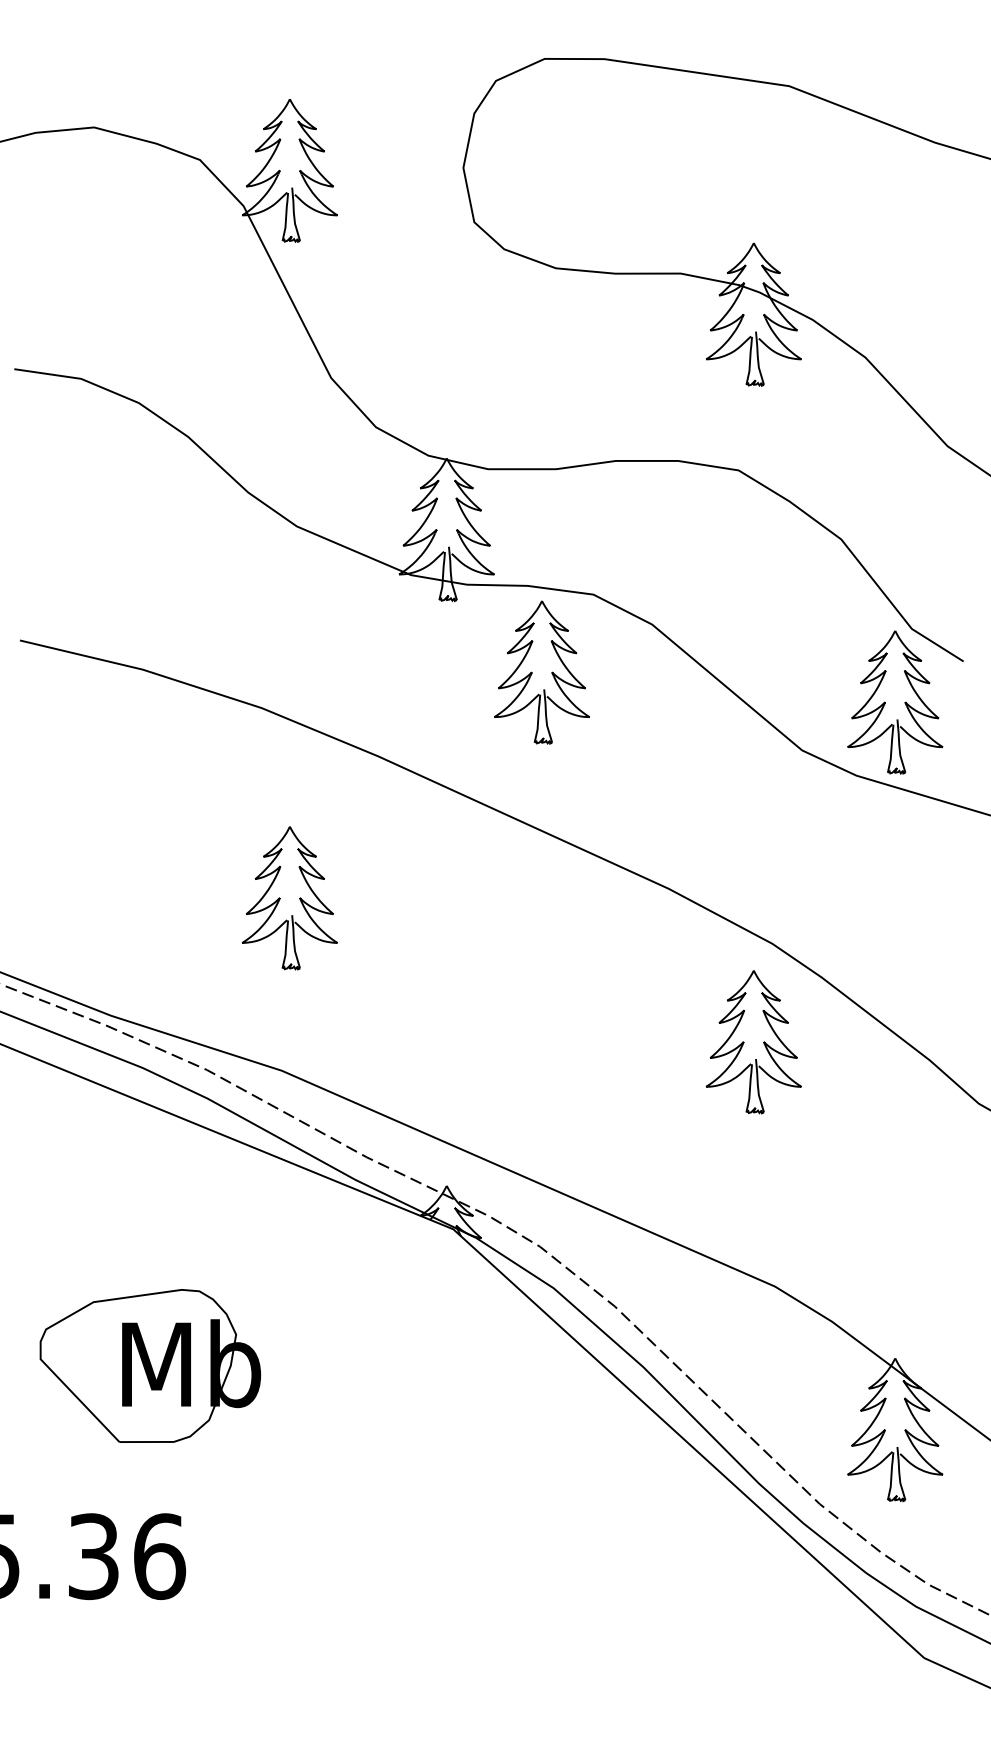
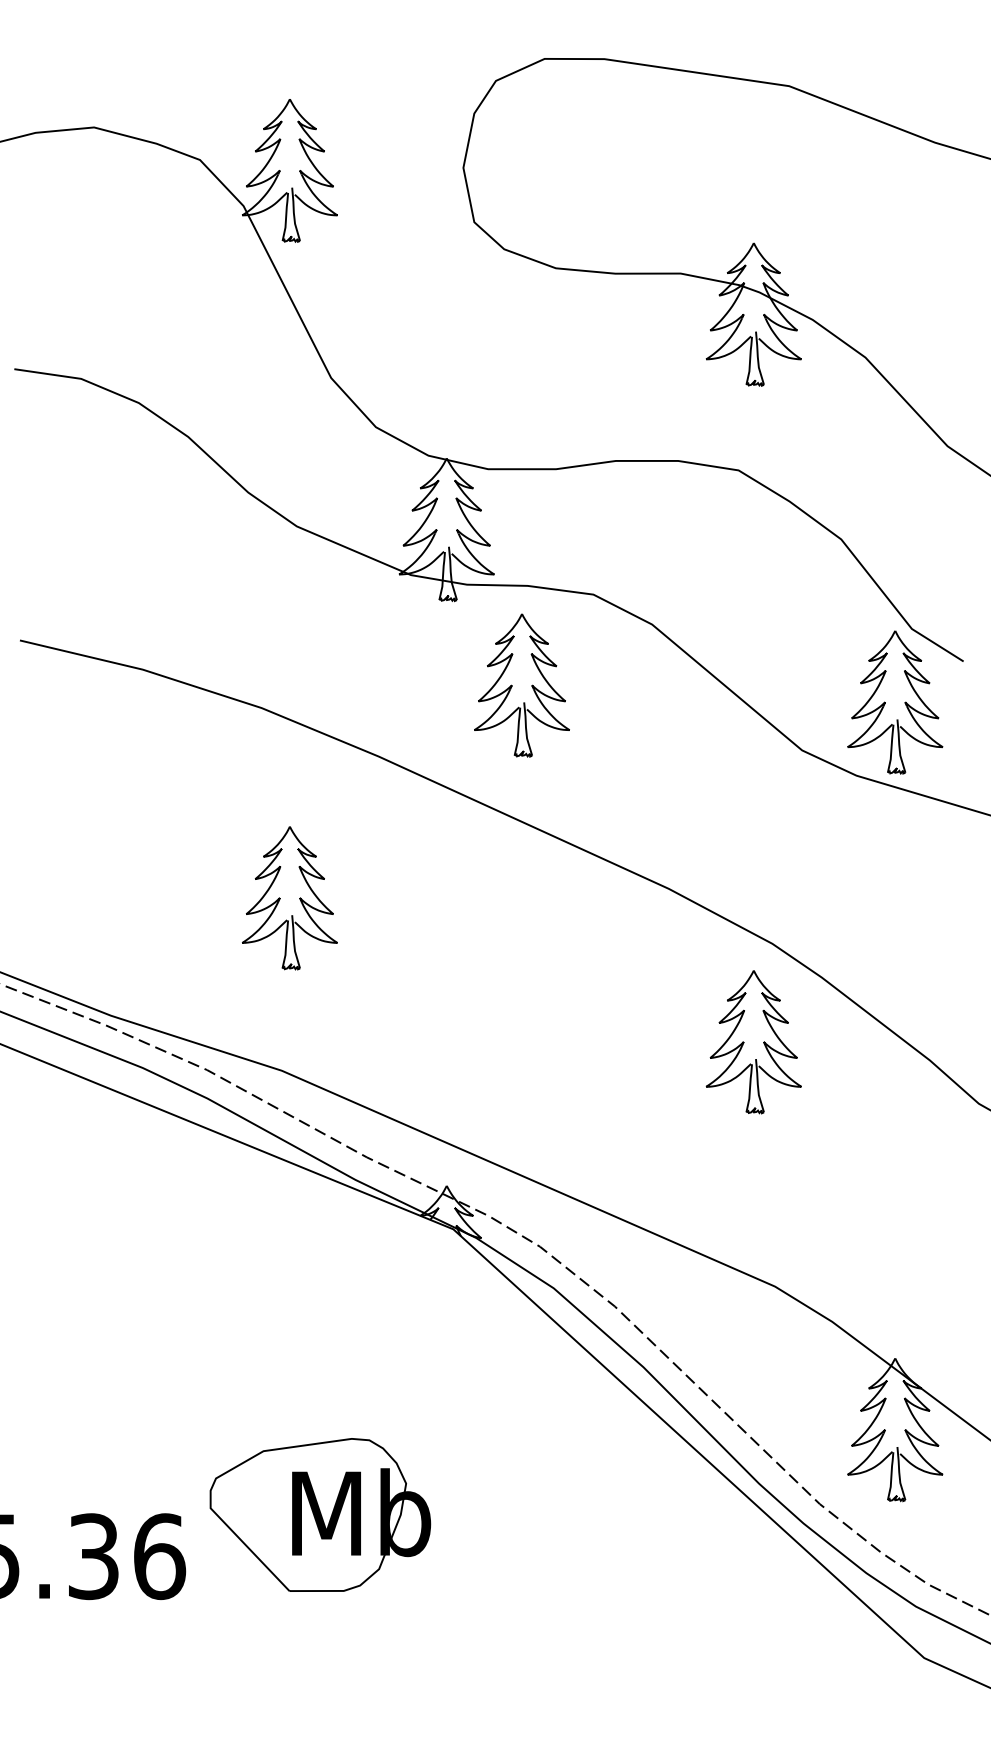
part position: (541, 672) -> (521, 685) (521, 685)
part position: (150, 1365) -> (320, 1514) (320, 1514)
